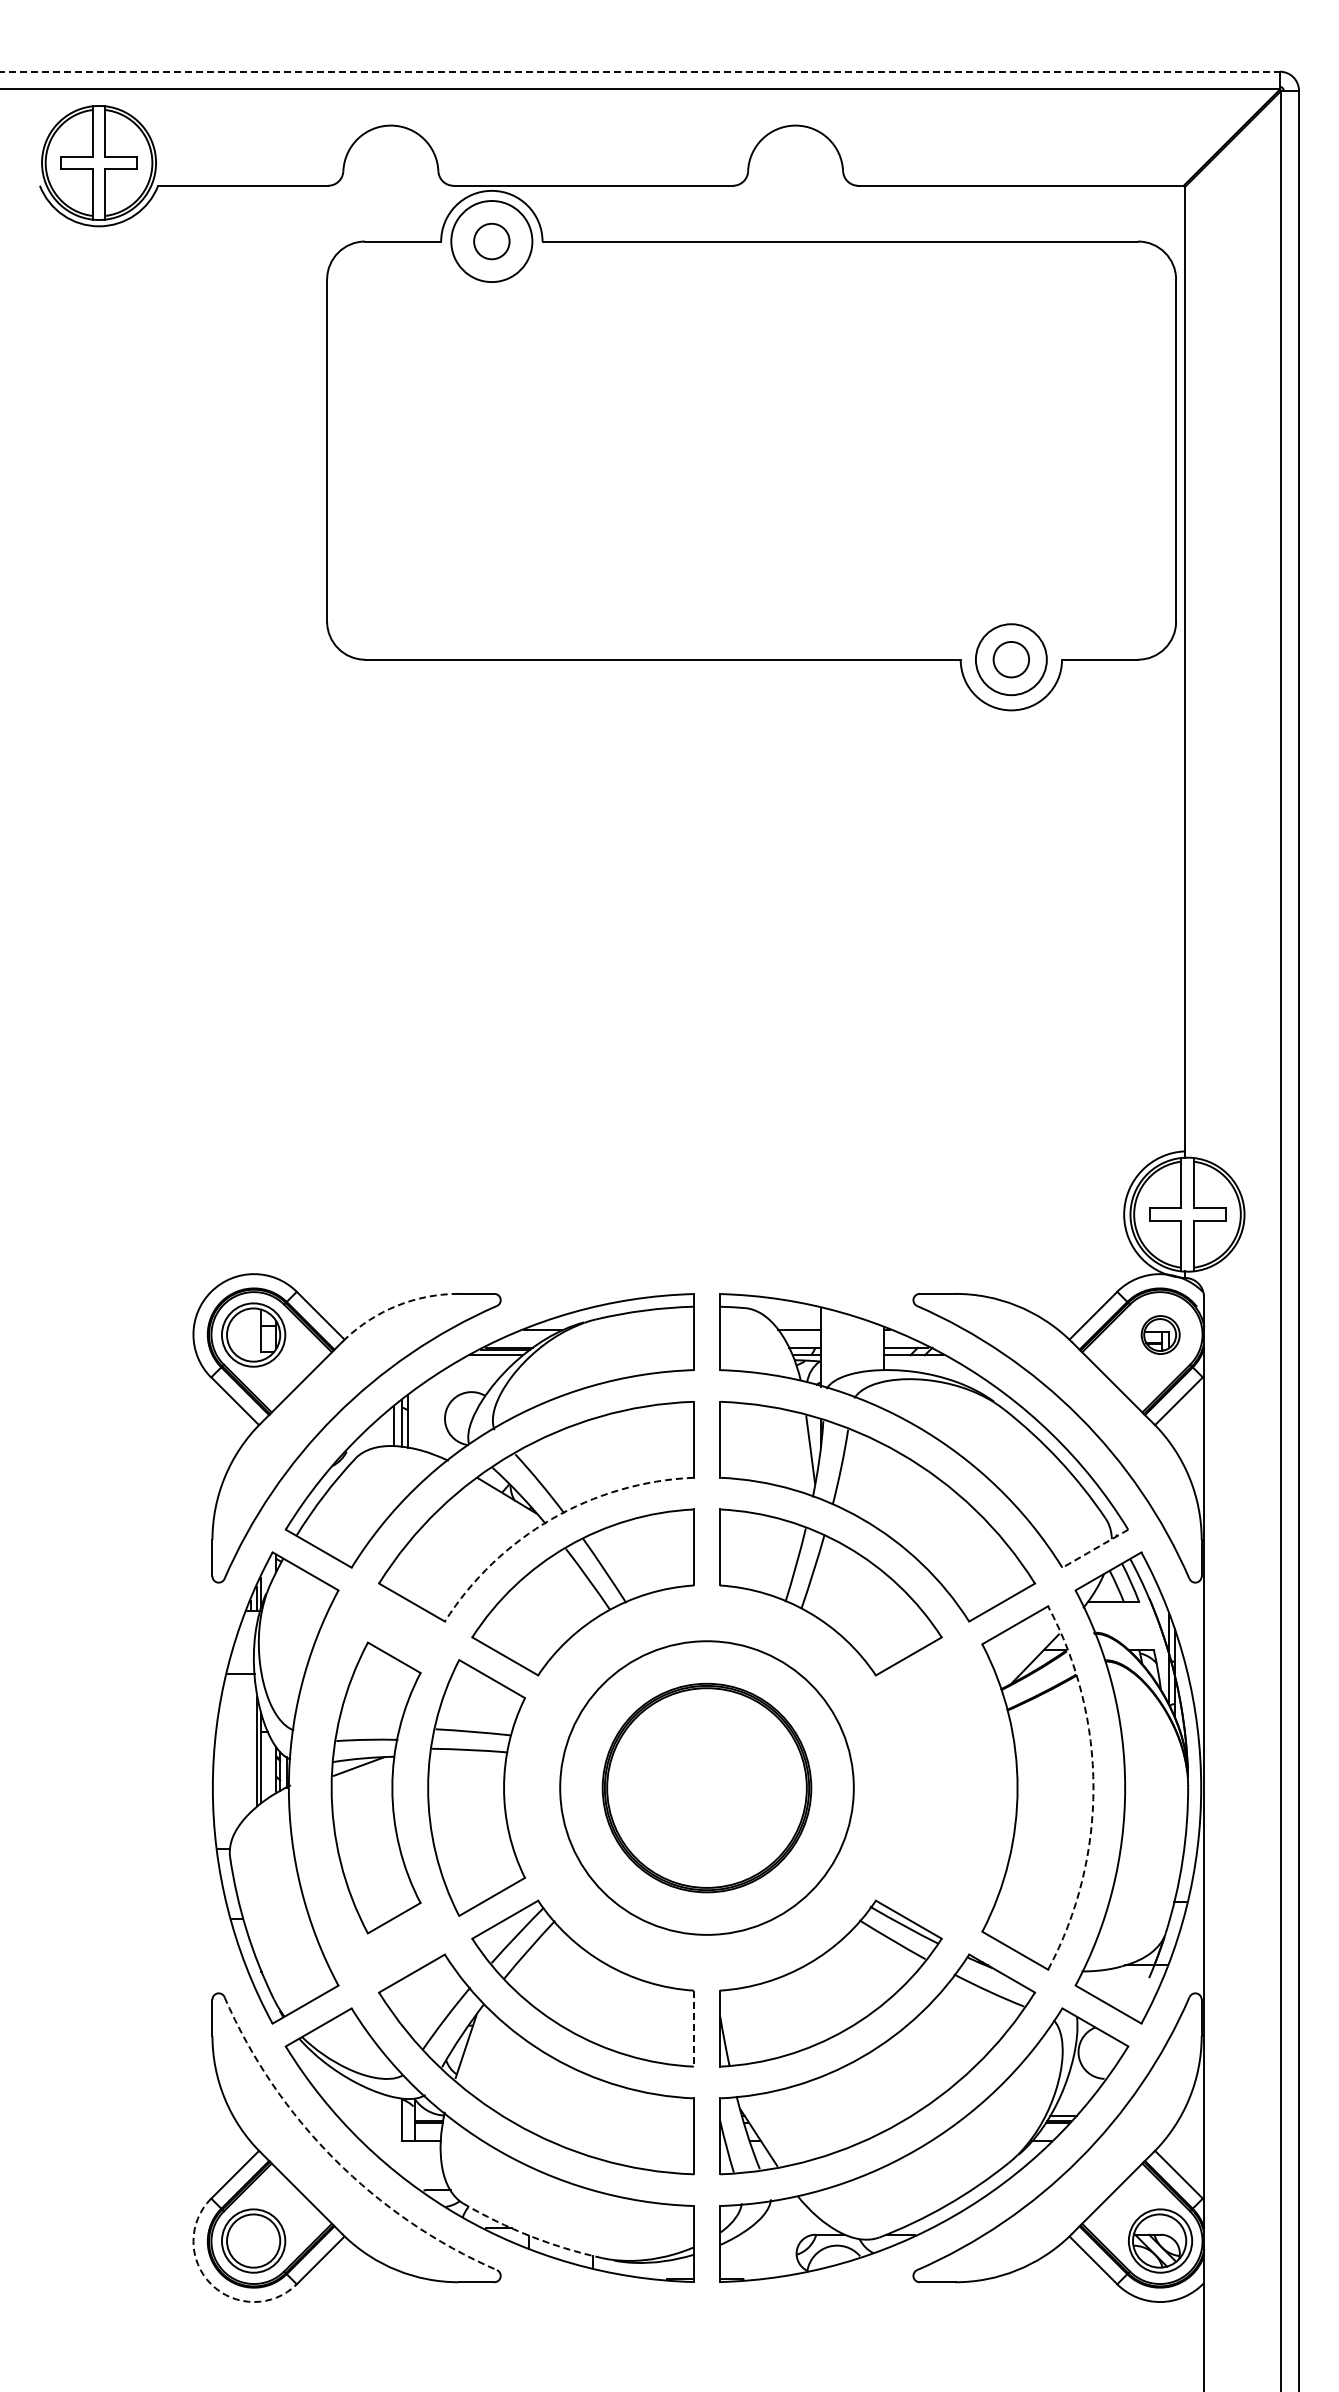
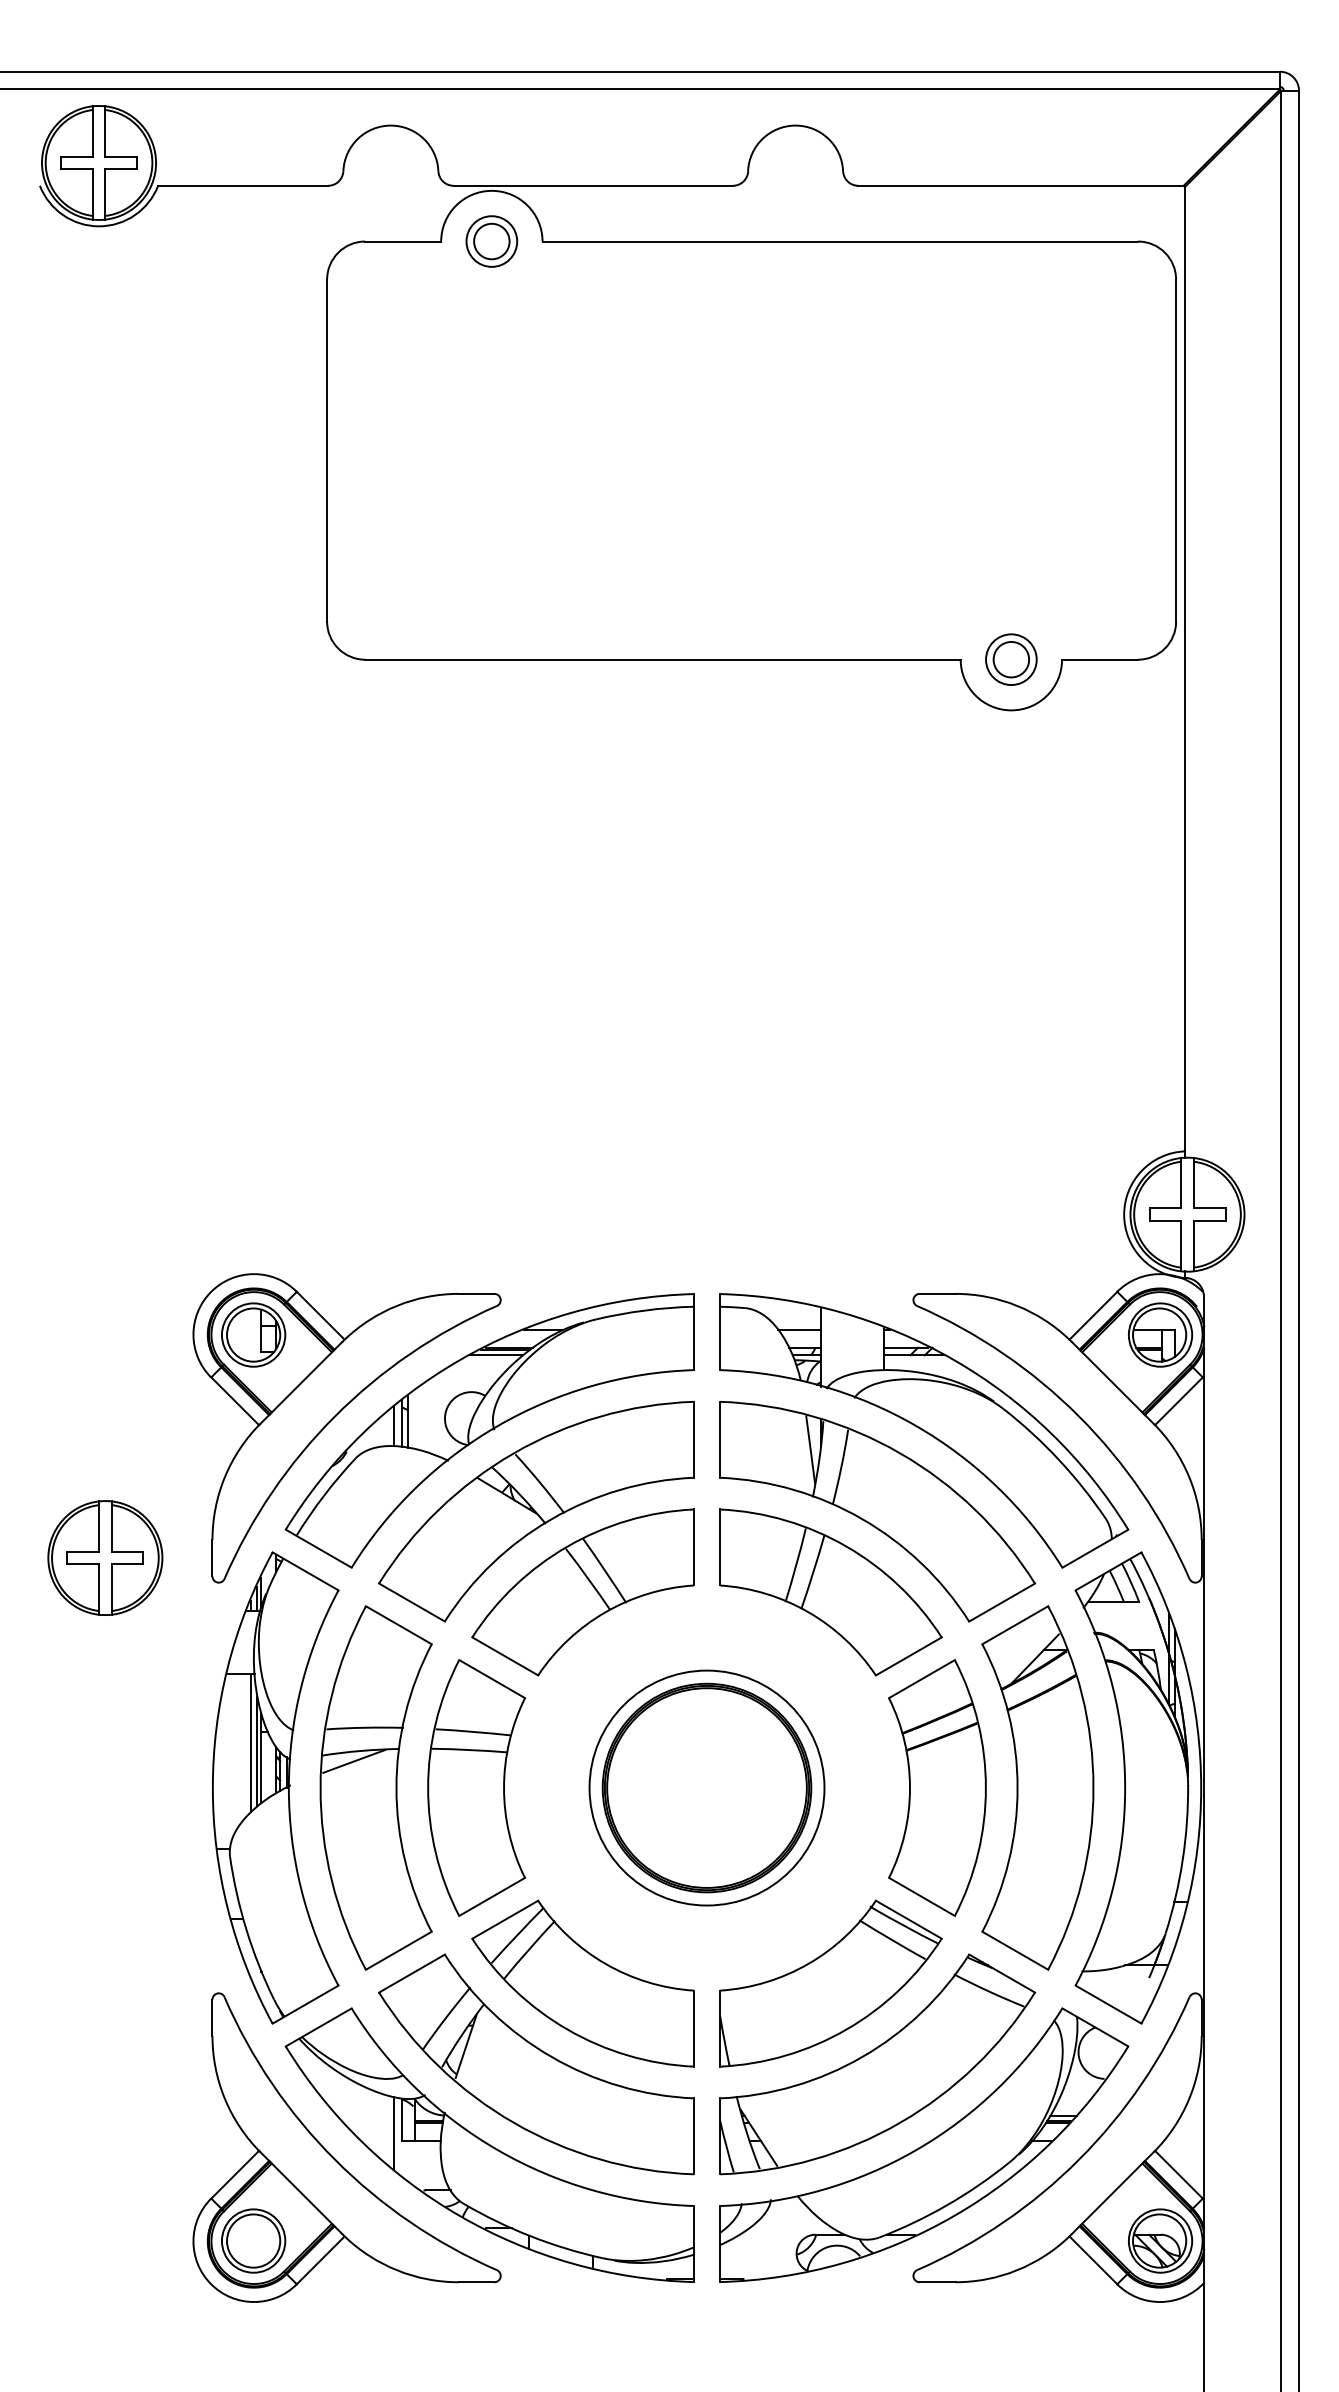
line: dashed -> solid (640, 71)
circle diameter: 81 px -> 51 px (491, 241)
circle diameter: 71 px -> 51 px (1011, 659)
arc: dashed -> solid (397, 1305)
part size: 41x40 px -> 66x66 px (1160, 1334)
arc: dashed -> solid (551, 1519)
line: dashed -> solid (1094, 1548)
part: none -> present (105, 1557)
line: none -> present (251, 1743)
part size: 92x294 px -> 114x366 px (375, 1787)
circle diameter: 294 px -> 235 px (706, 1787)
part: none -> present (937, 1787)
arc: dashed -> solid (1093, 1788)
line: dashed -> solid (693, 2029)
line: none -> present (394, 2133)
arc: dashed -> solid (334, 2159)
arc: dashed -> solid (530, 2236)
arc: dashed -> solid (211, 2284)
